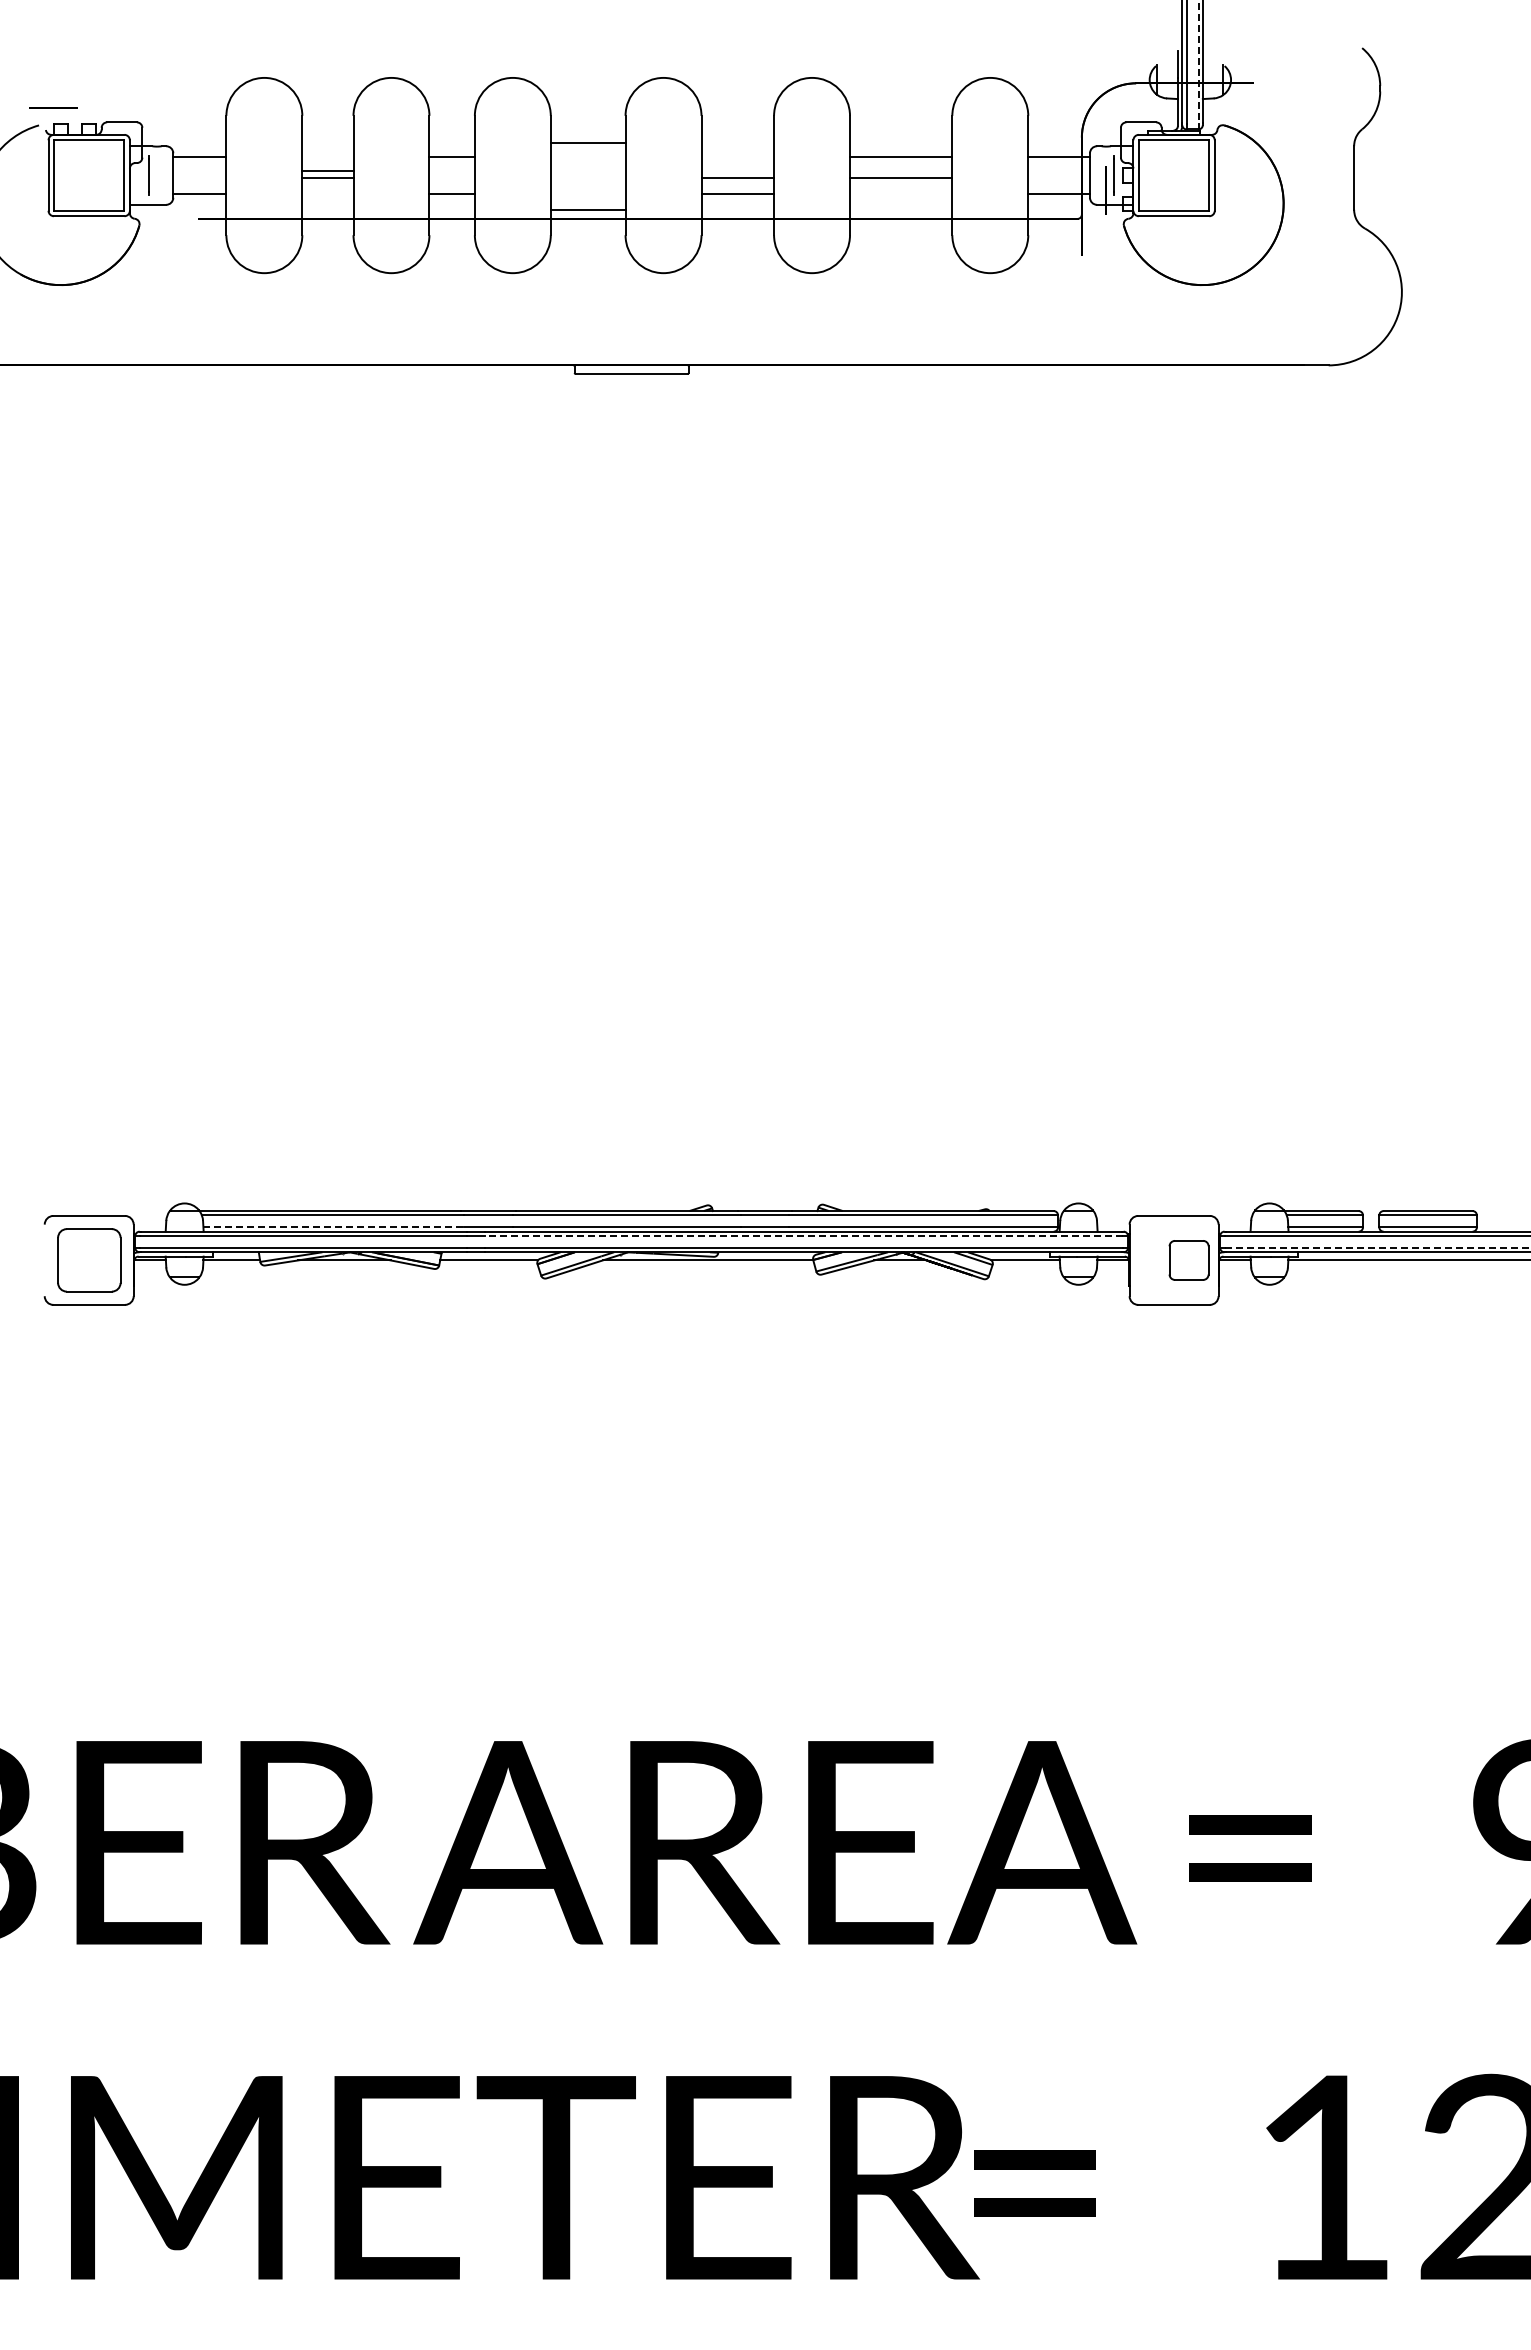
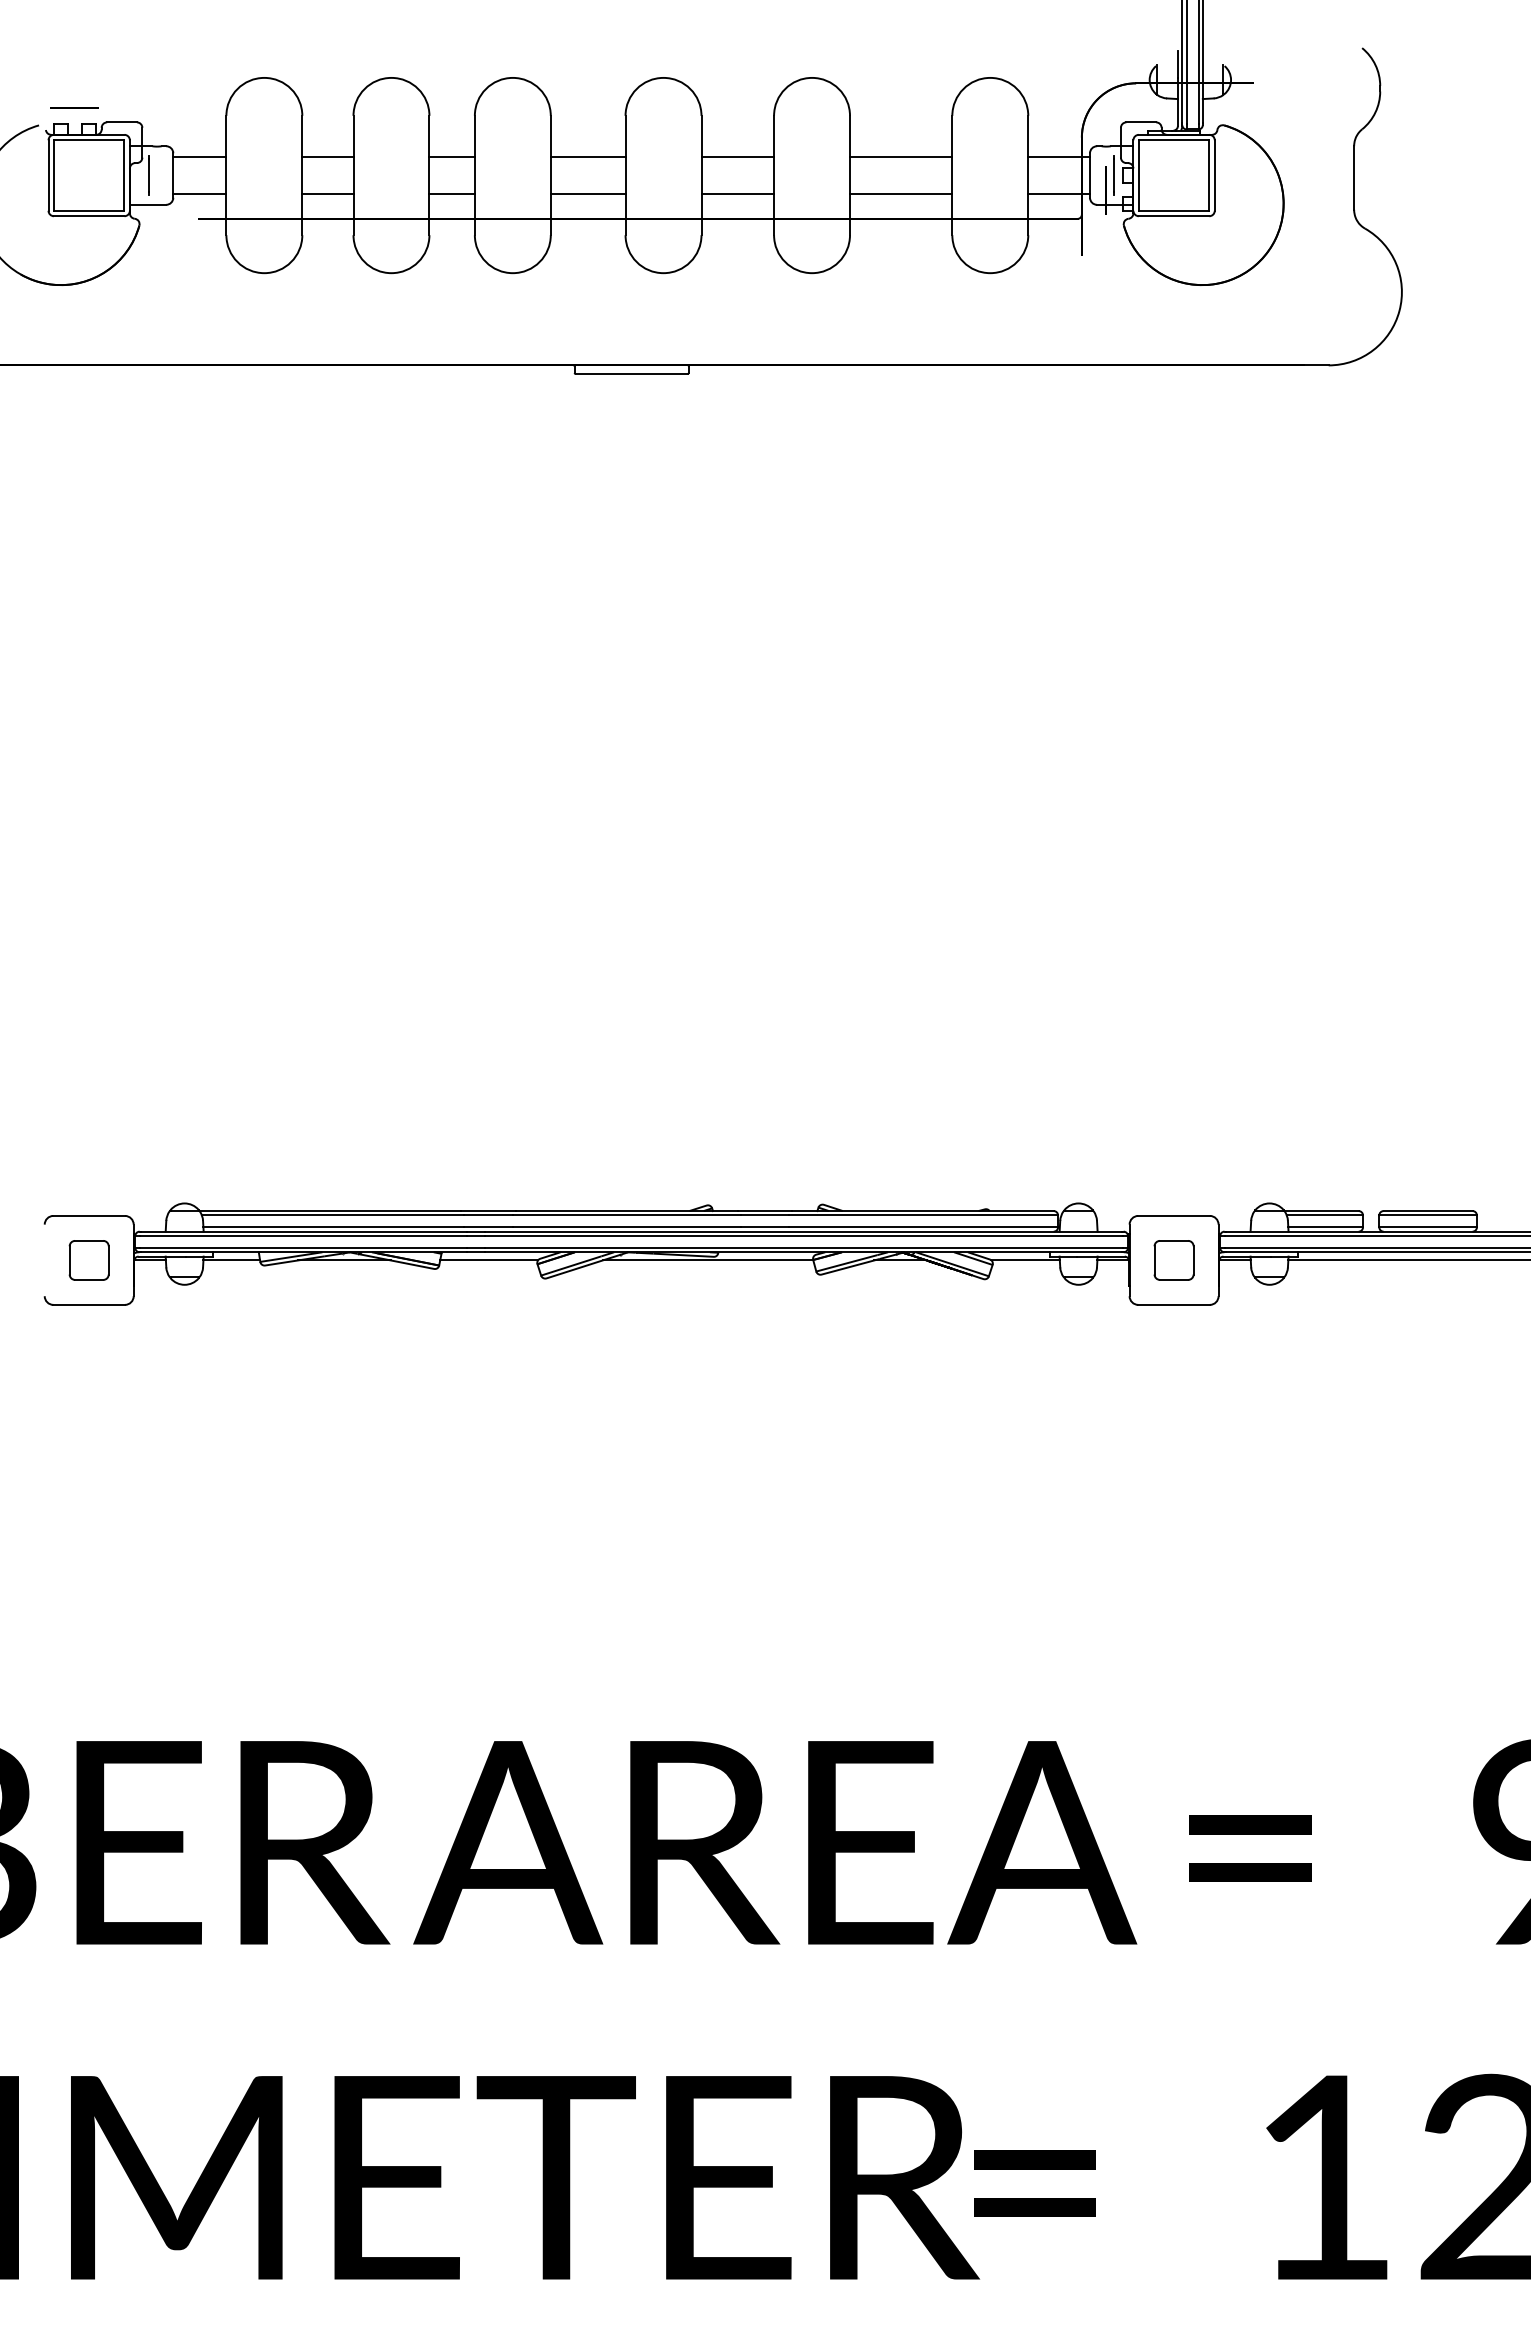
line: dashed -> solid (1198, 62)
line position: (53, 107) -> (74, 107) (74, 107)
line position: (587, 143) -> (587, 157) (587, 157)
line position: (327, 171) -> (327, 157) (327, 157)
line position: (327, 177) -> (327, 193) (327, 193)
line position: (901, 177) -> (901, 193) (901, 193)
line position: (737, 178) -> (737, 157) (737, 157)
line position: (587, 209) -> (587, 193) (587, 193)
line: dashed -> solid (333, 1227)
line: dashed -> solid (803, 1236)
line: dashed -> solid (1377, 1247)
part size: 65x65 px -> 42x41 px (88, 1260)
part position: (1188, 1260) -> (1173, 1260) (1173, 1260)
